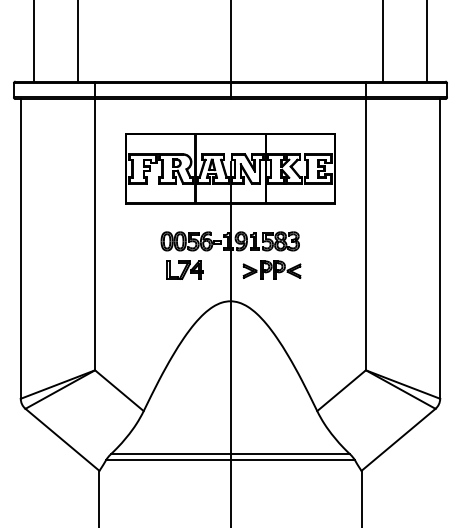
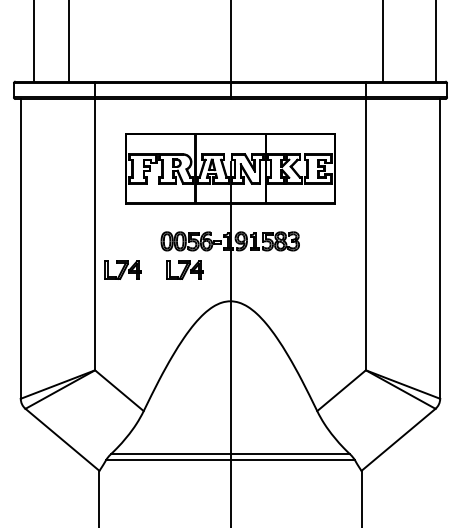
line position: (77, 41) -> (68, 41) (68, 41)
line position: (427, 41) -> (436, 41) (436, 41)
part: none -> present (122, 269)
part: present -> none (271, 269)
